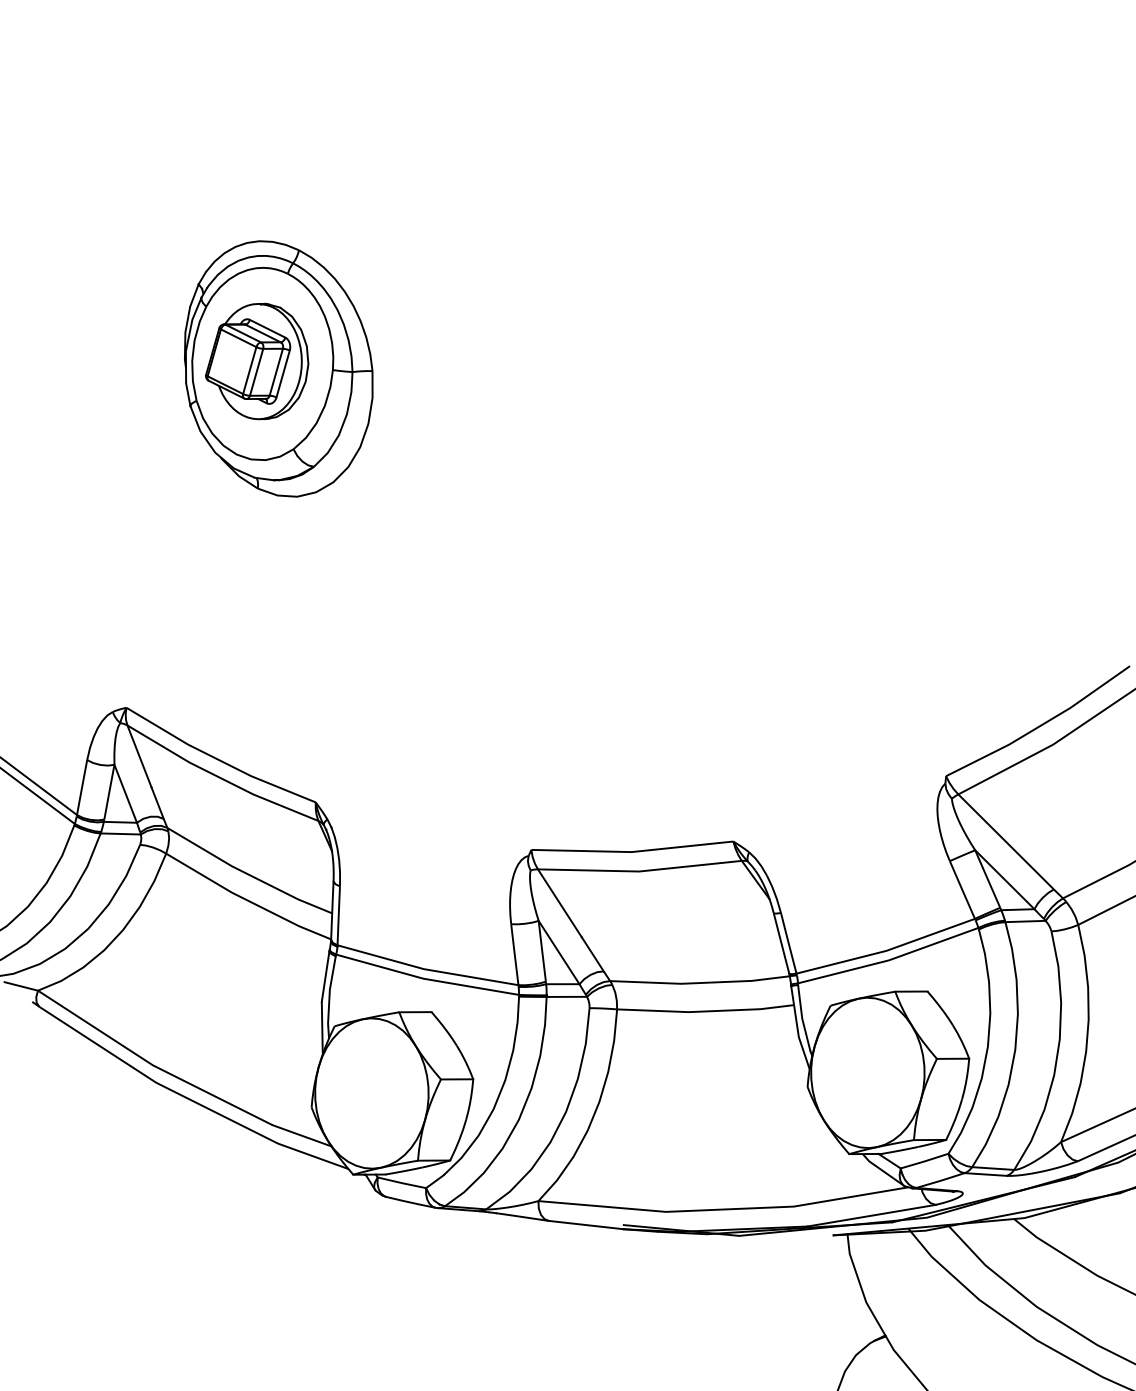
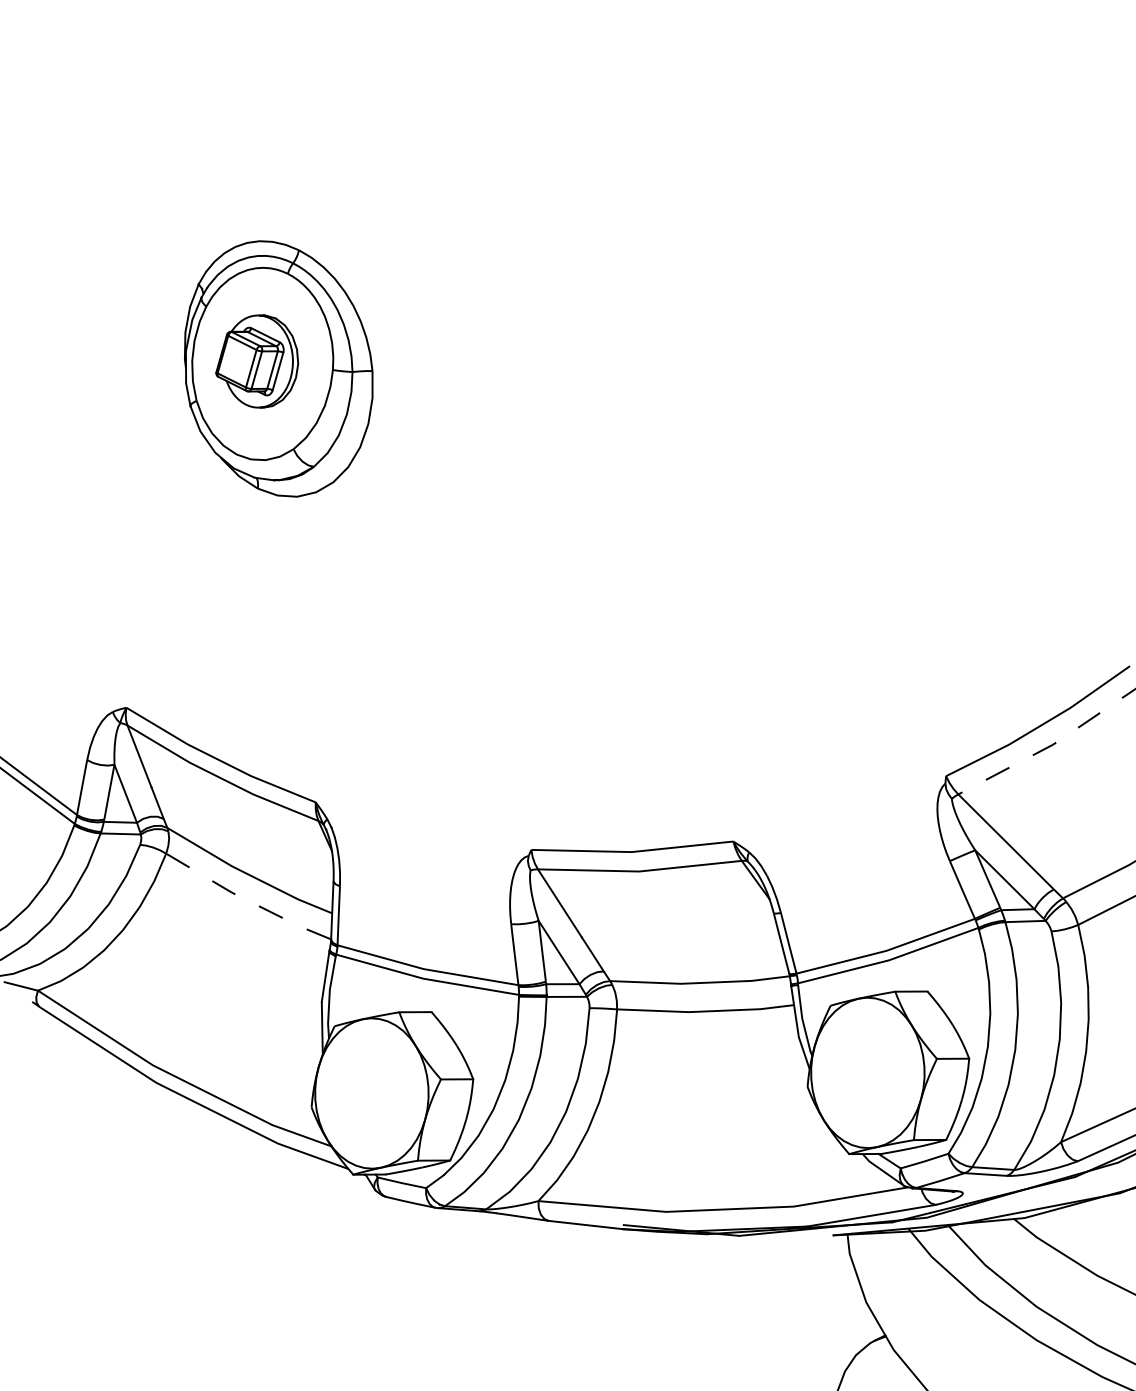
part size: 105x119 px -> 85x95 px (257, 361)
line: solid -> dashed (1049, 746)
line: solid -> dashed (246, 900)
